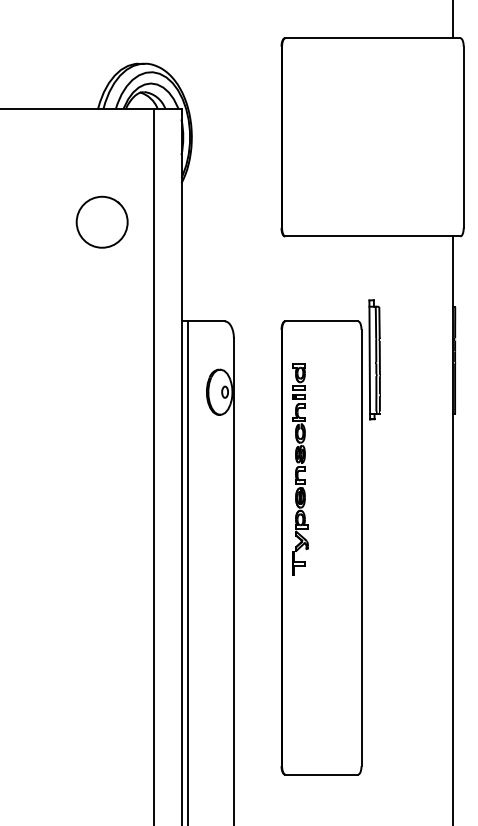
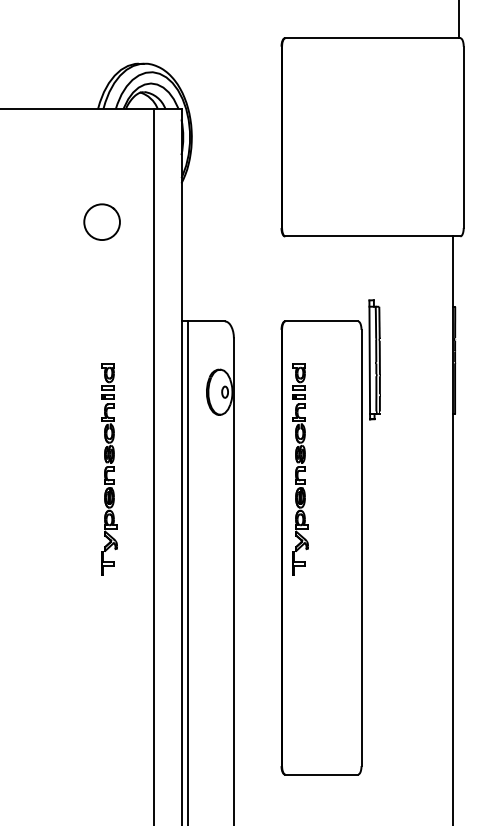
line position: (453, 20) -> (459, 20) (459, 20)
part size: 54x54 px -> 38x38 px (101, 221)
part: none -> present (109, 469)
